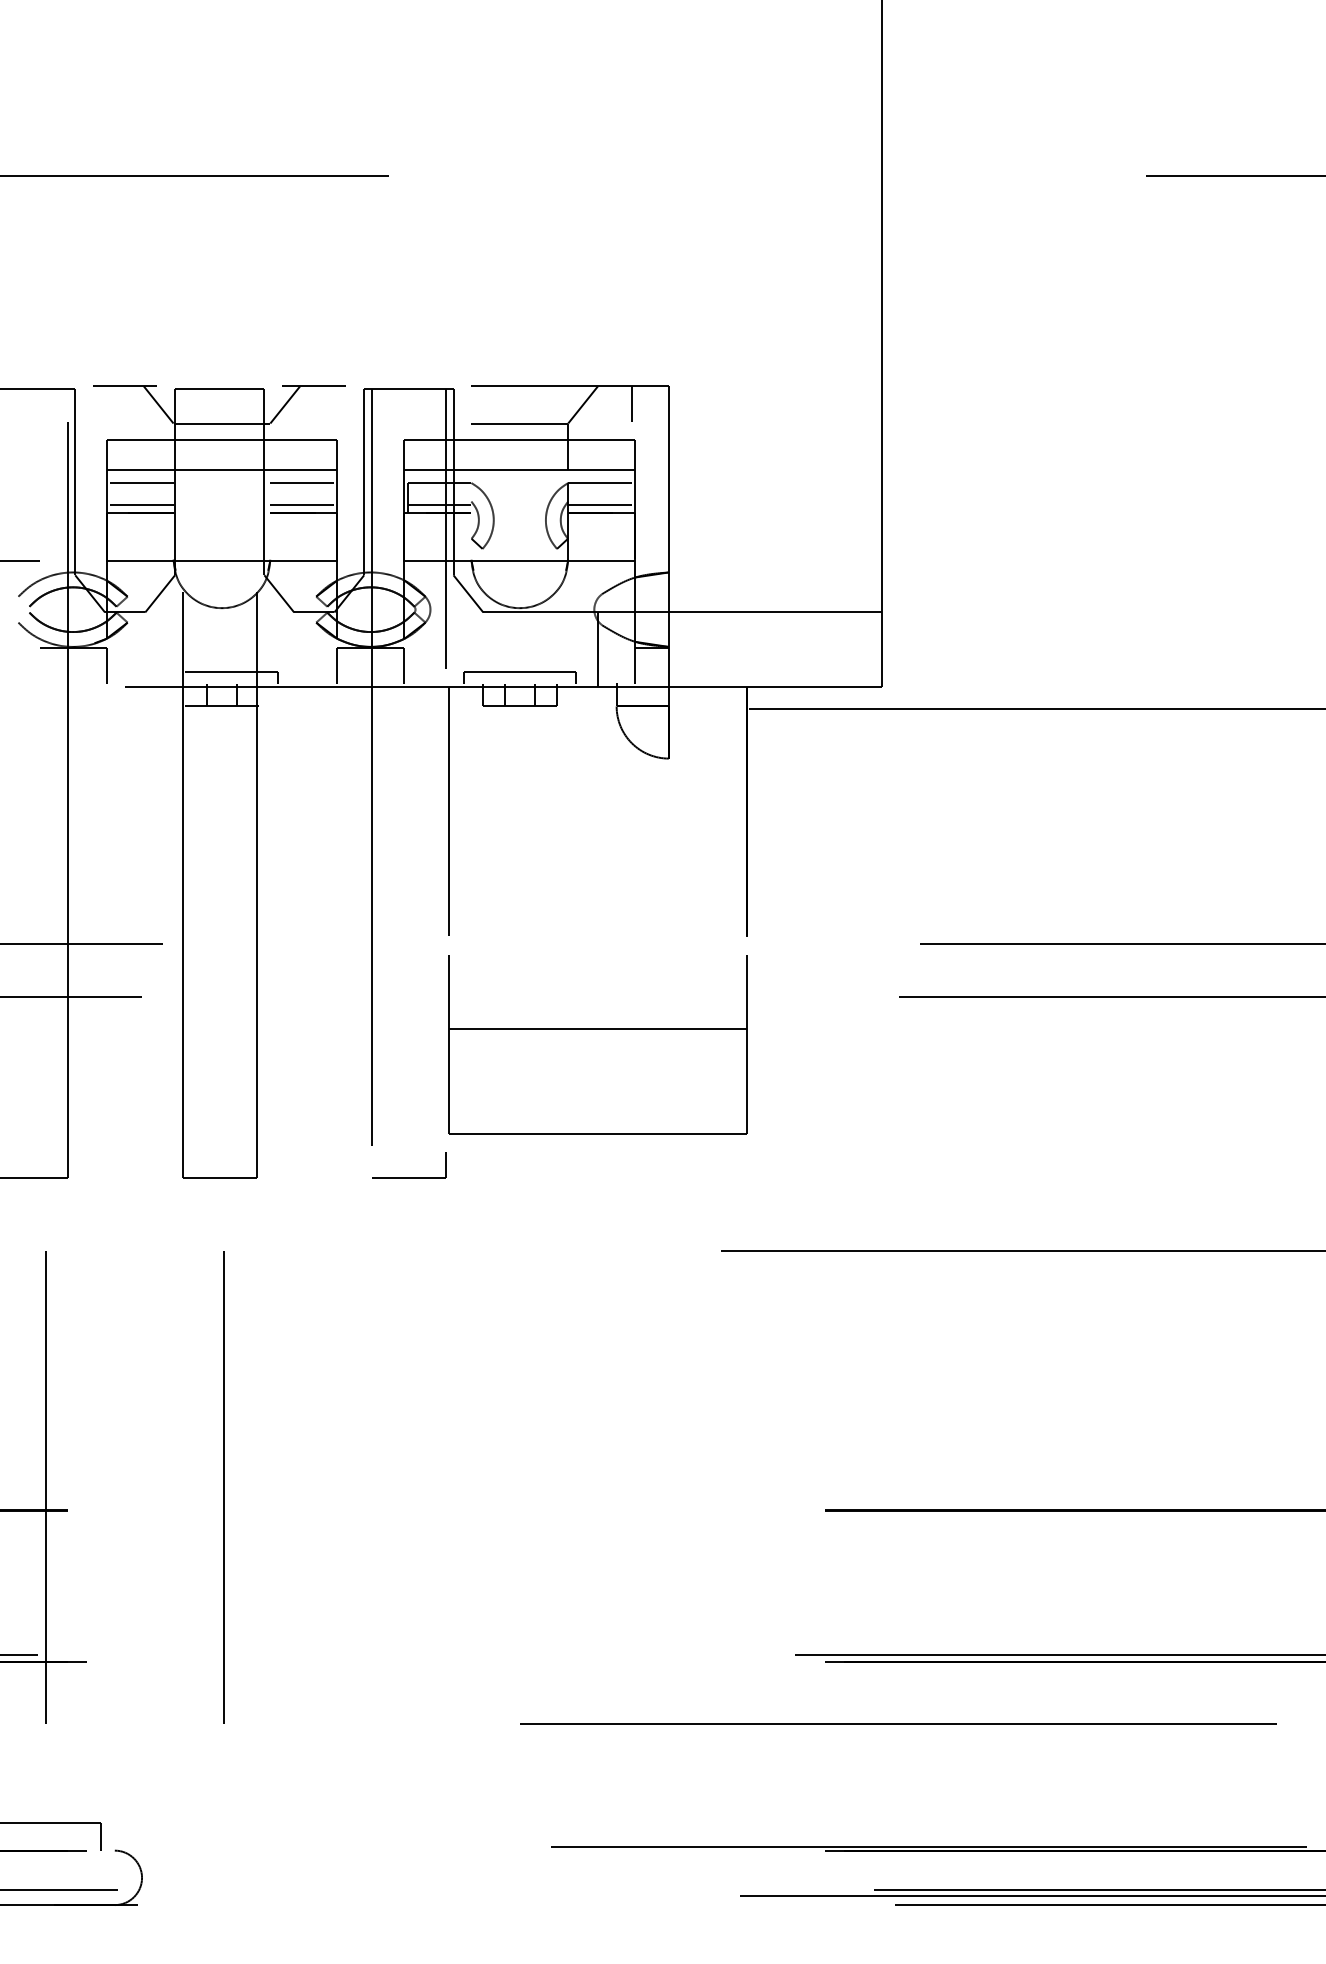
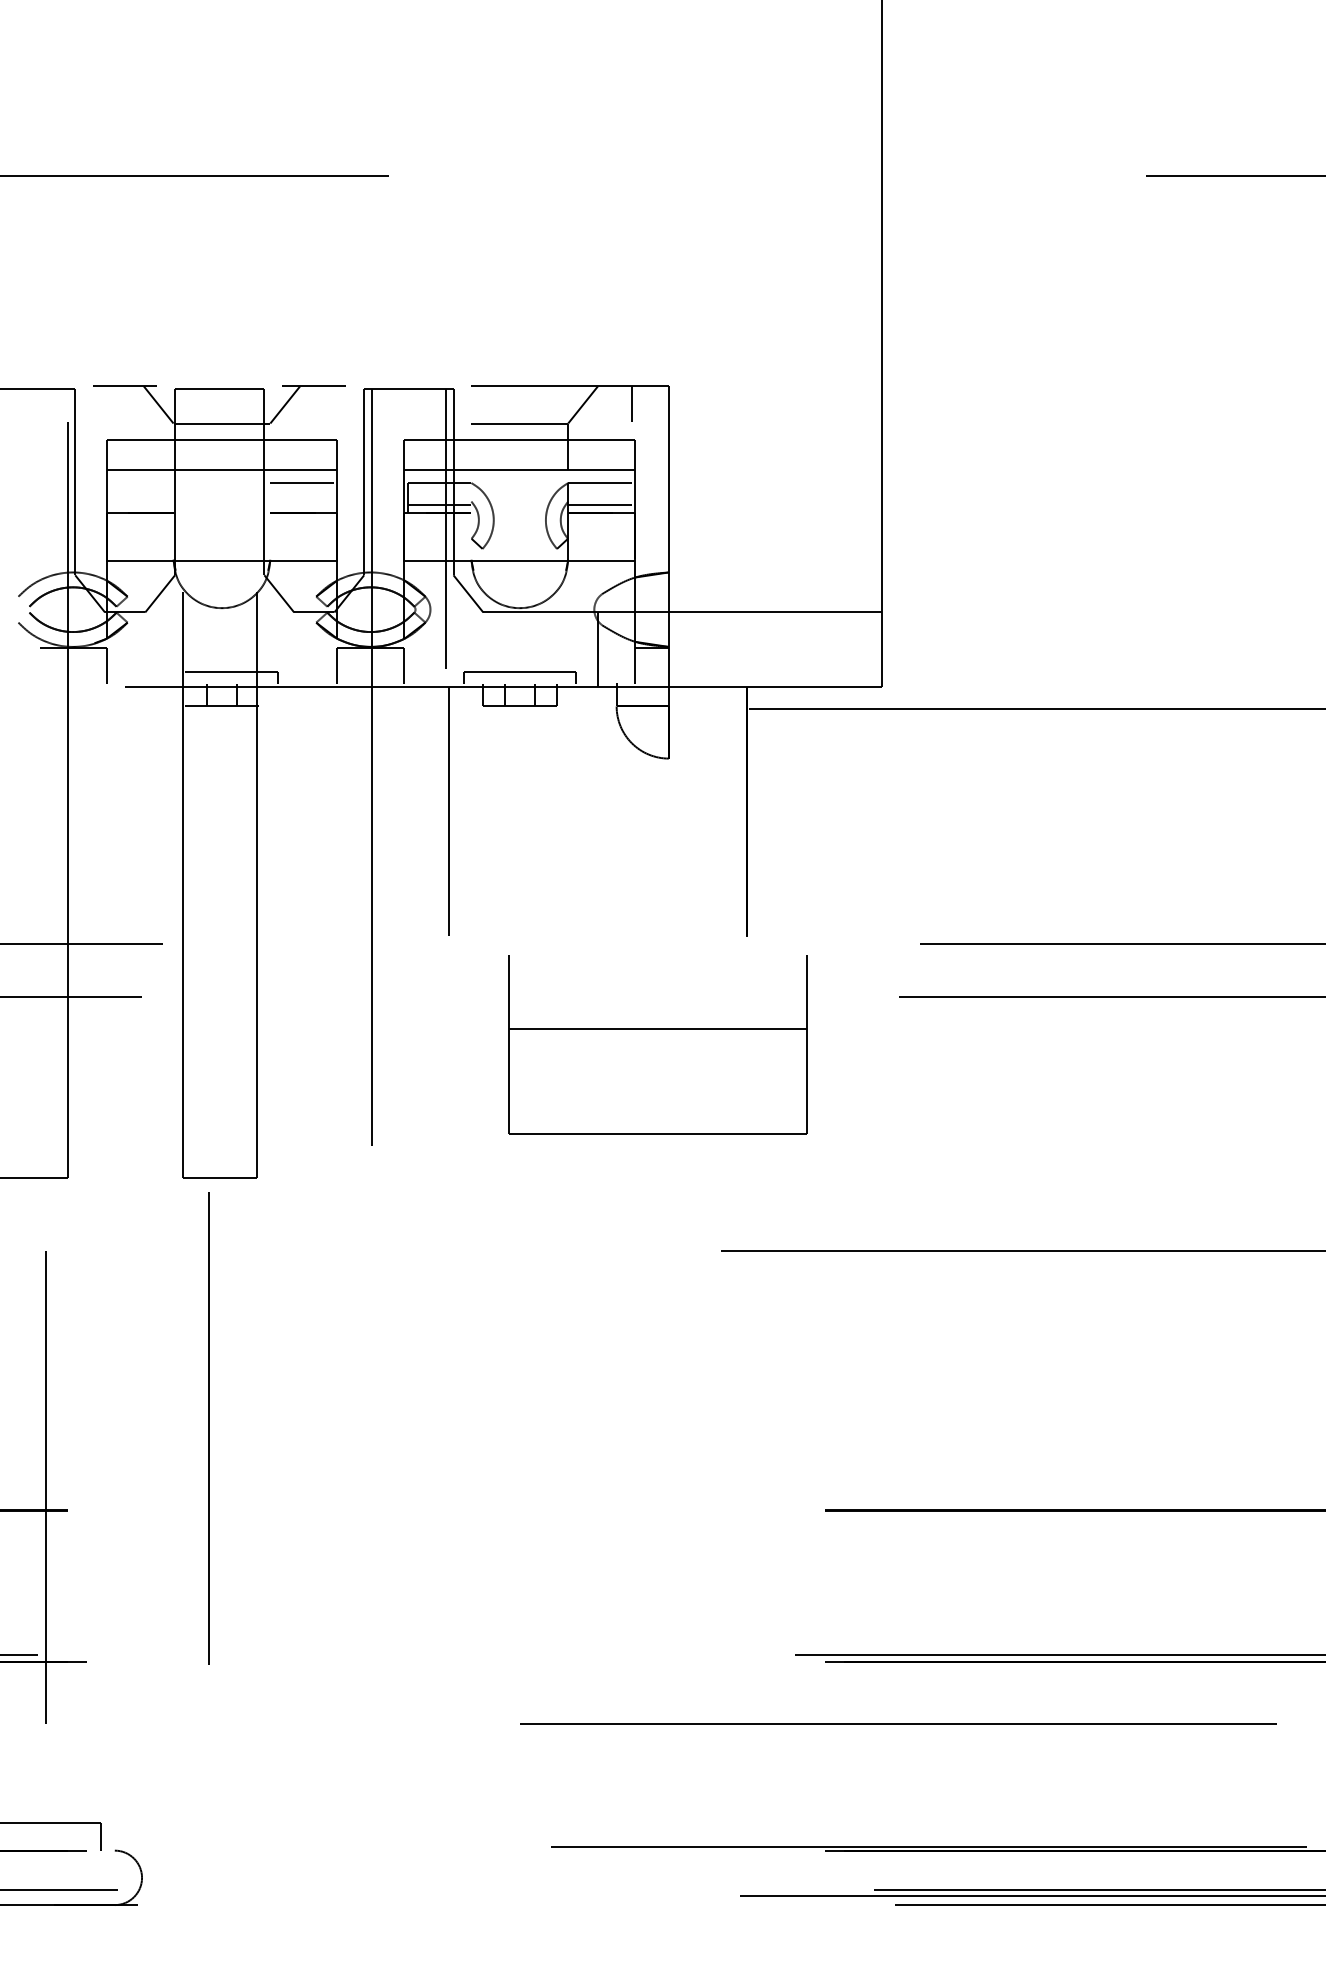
line: present -> none (141, 483)
line: present -> none (141, 505)
line: present -> none (301, 505)
line: present -> none (20, 560)
part position: (597, 1044) -> (657, 1044) (657, 1044)
part: present -> none (409, 1177)
line position: (223, 1487) -> (208, 1428) (208, 1428)
